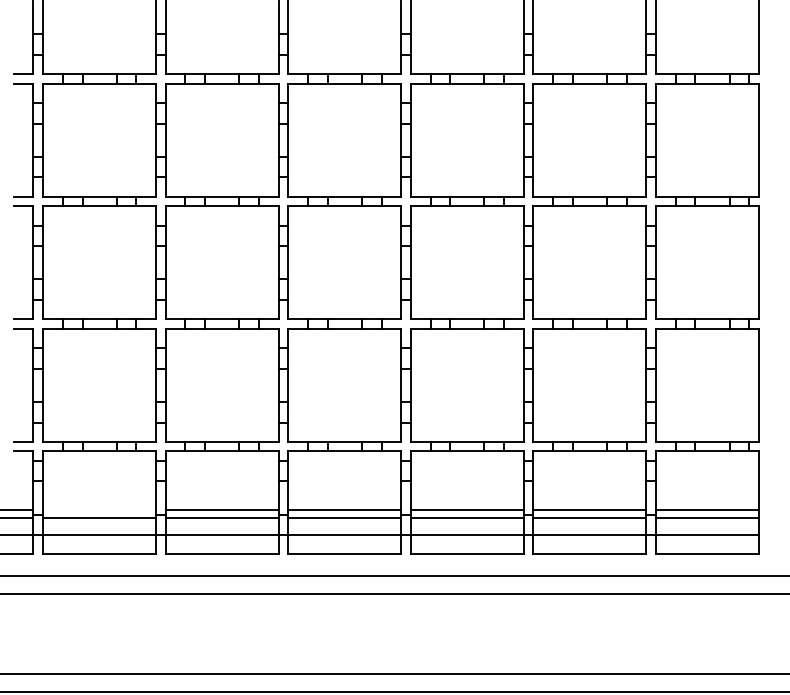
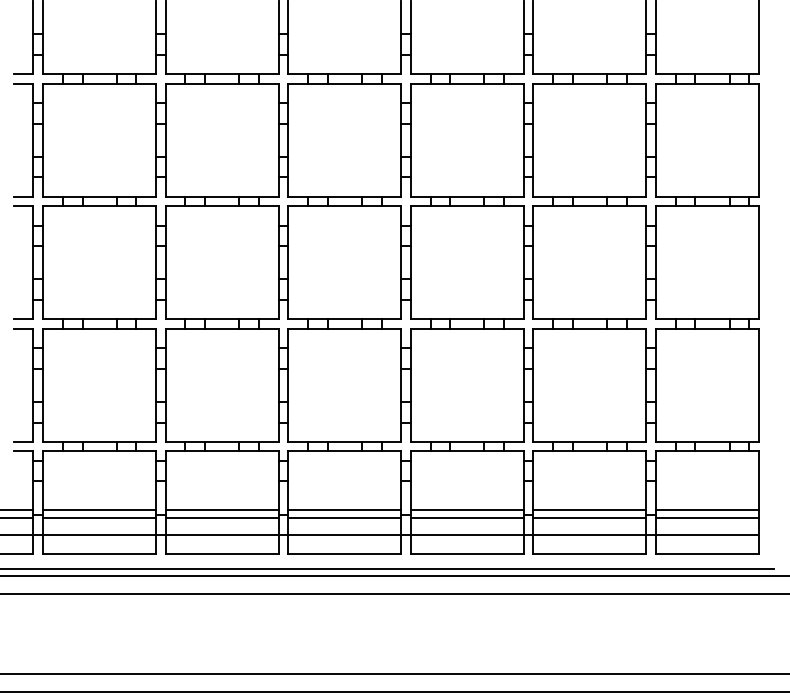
line: none -> present (99, 510)
line: none -> present (387, 569)
